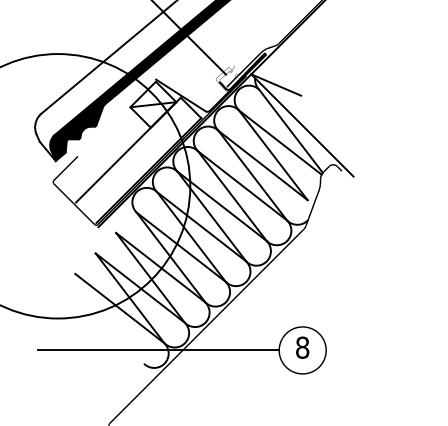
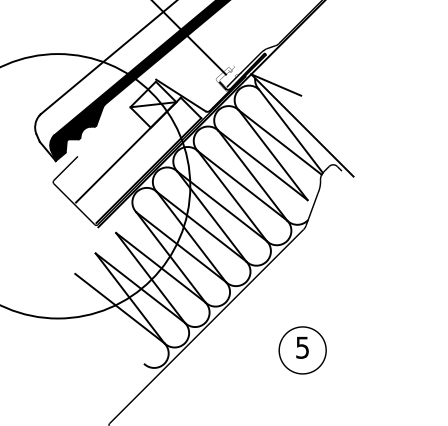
text: 8 -> 5 (302, 347)
line: present -> none (158, 350)
